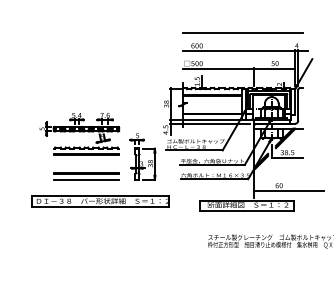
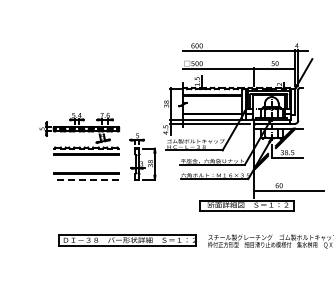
line: present -> none (242, 32)
line: solid -> dashed (86, 179)
part position: (100, 201) -> (127, 240) (127, 240)
